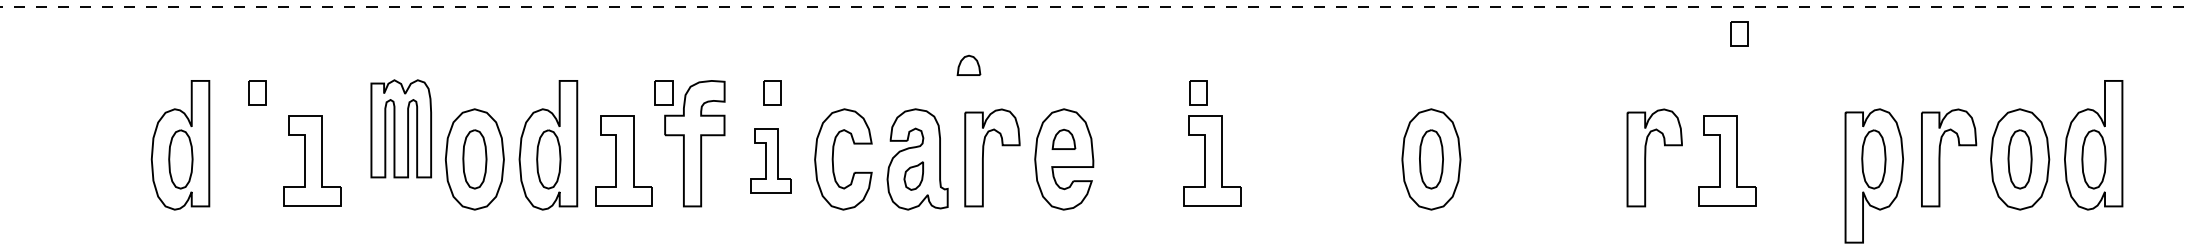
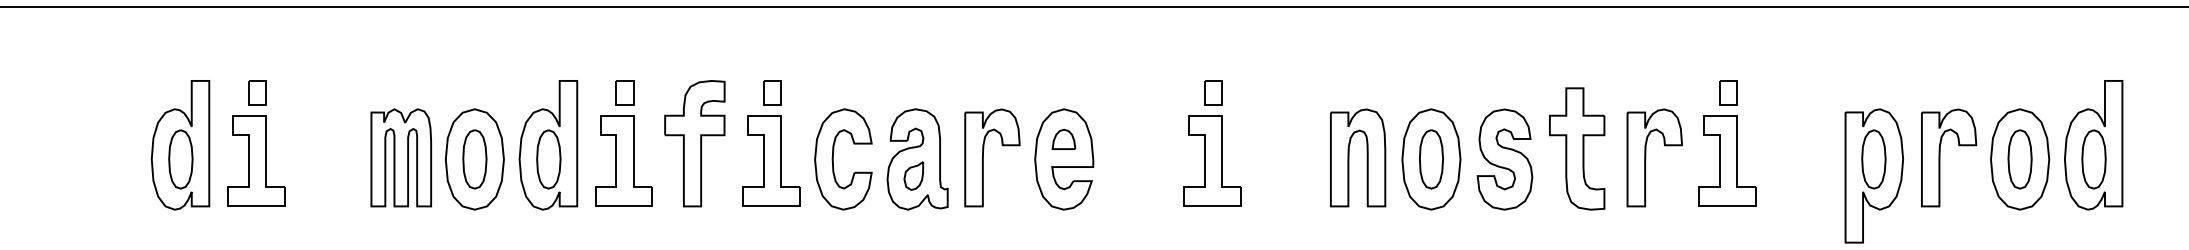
line: dashed -> solid (1093, 7)
part position: (1739, 33) -> (1728, 92) (1728, 92)
part: present -> none (968, 64)
part position: (663, 92) -> (624, 92) (624, 92)
part position: (1198, 92) -> (1213, 92) (1213, 92)
part position: (400, 128) -> (400, 157) (400, 157)
part: none -> present (1577, 148)
part: none -> present (1366, 157)
part: none -> present (1504, 159)
part position: (312, 160) -> (256, 160) (256, 160)
part size: 42x66 px -> 59x92 px (771, 160)
